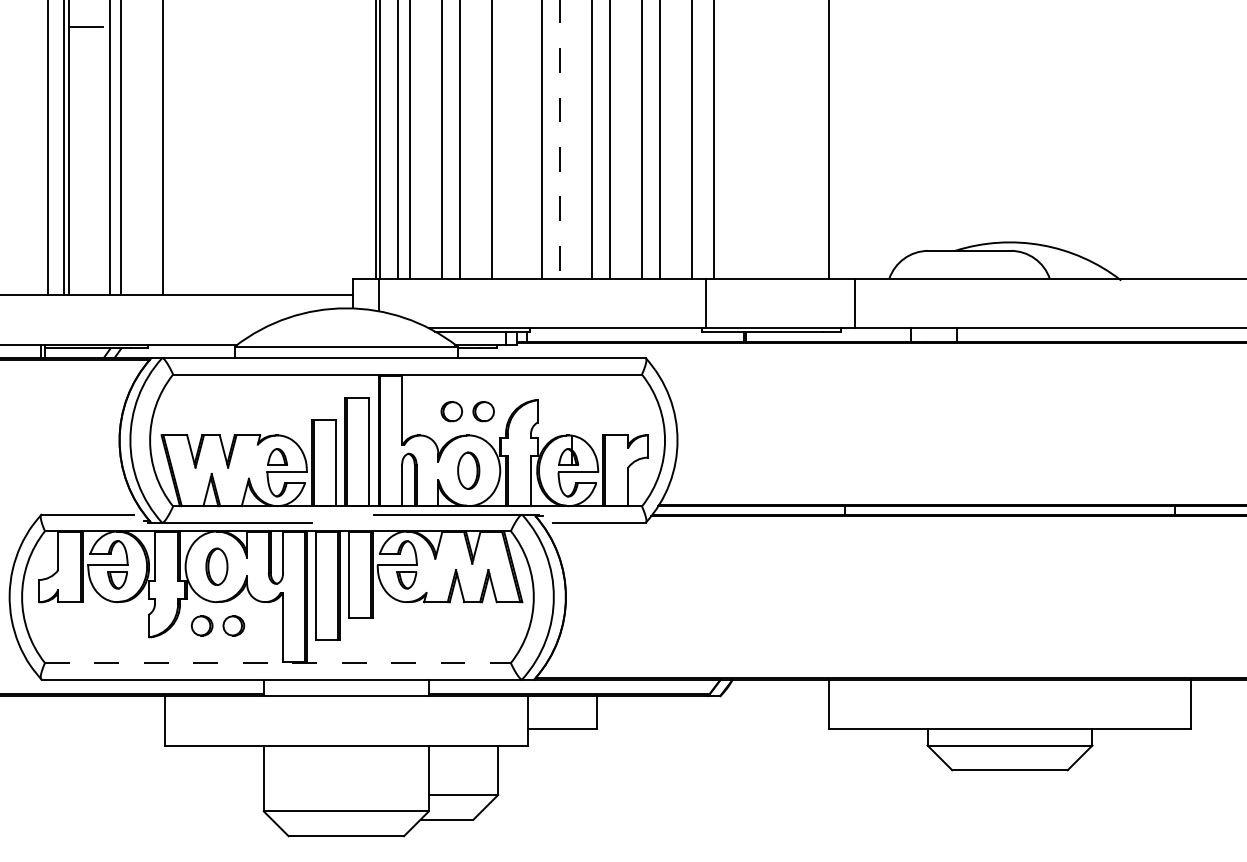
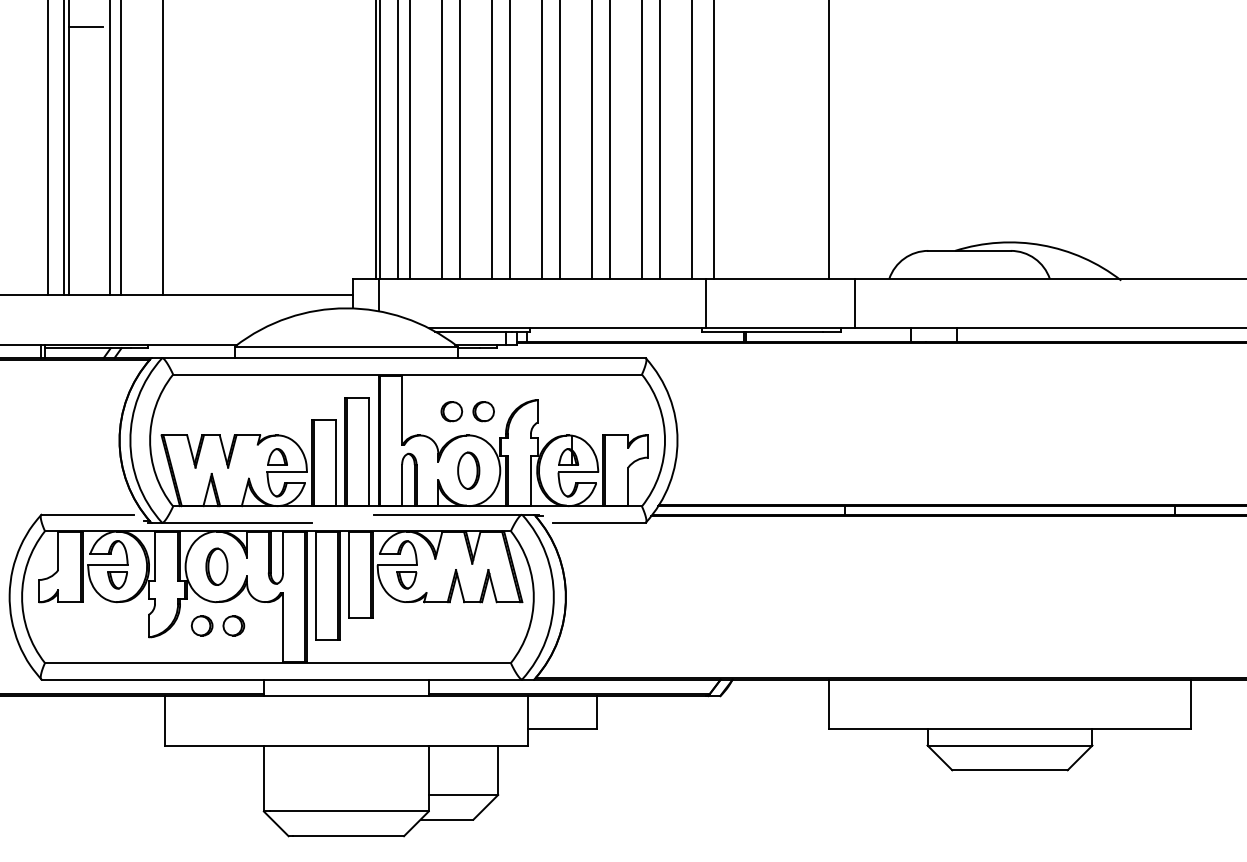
line: dashed -> solid (559, 139)
line: none -> present (509, 140)
line: dashed -> solid (277, 663)
